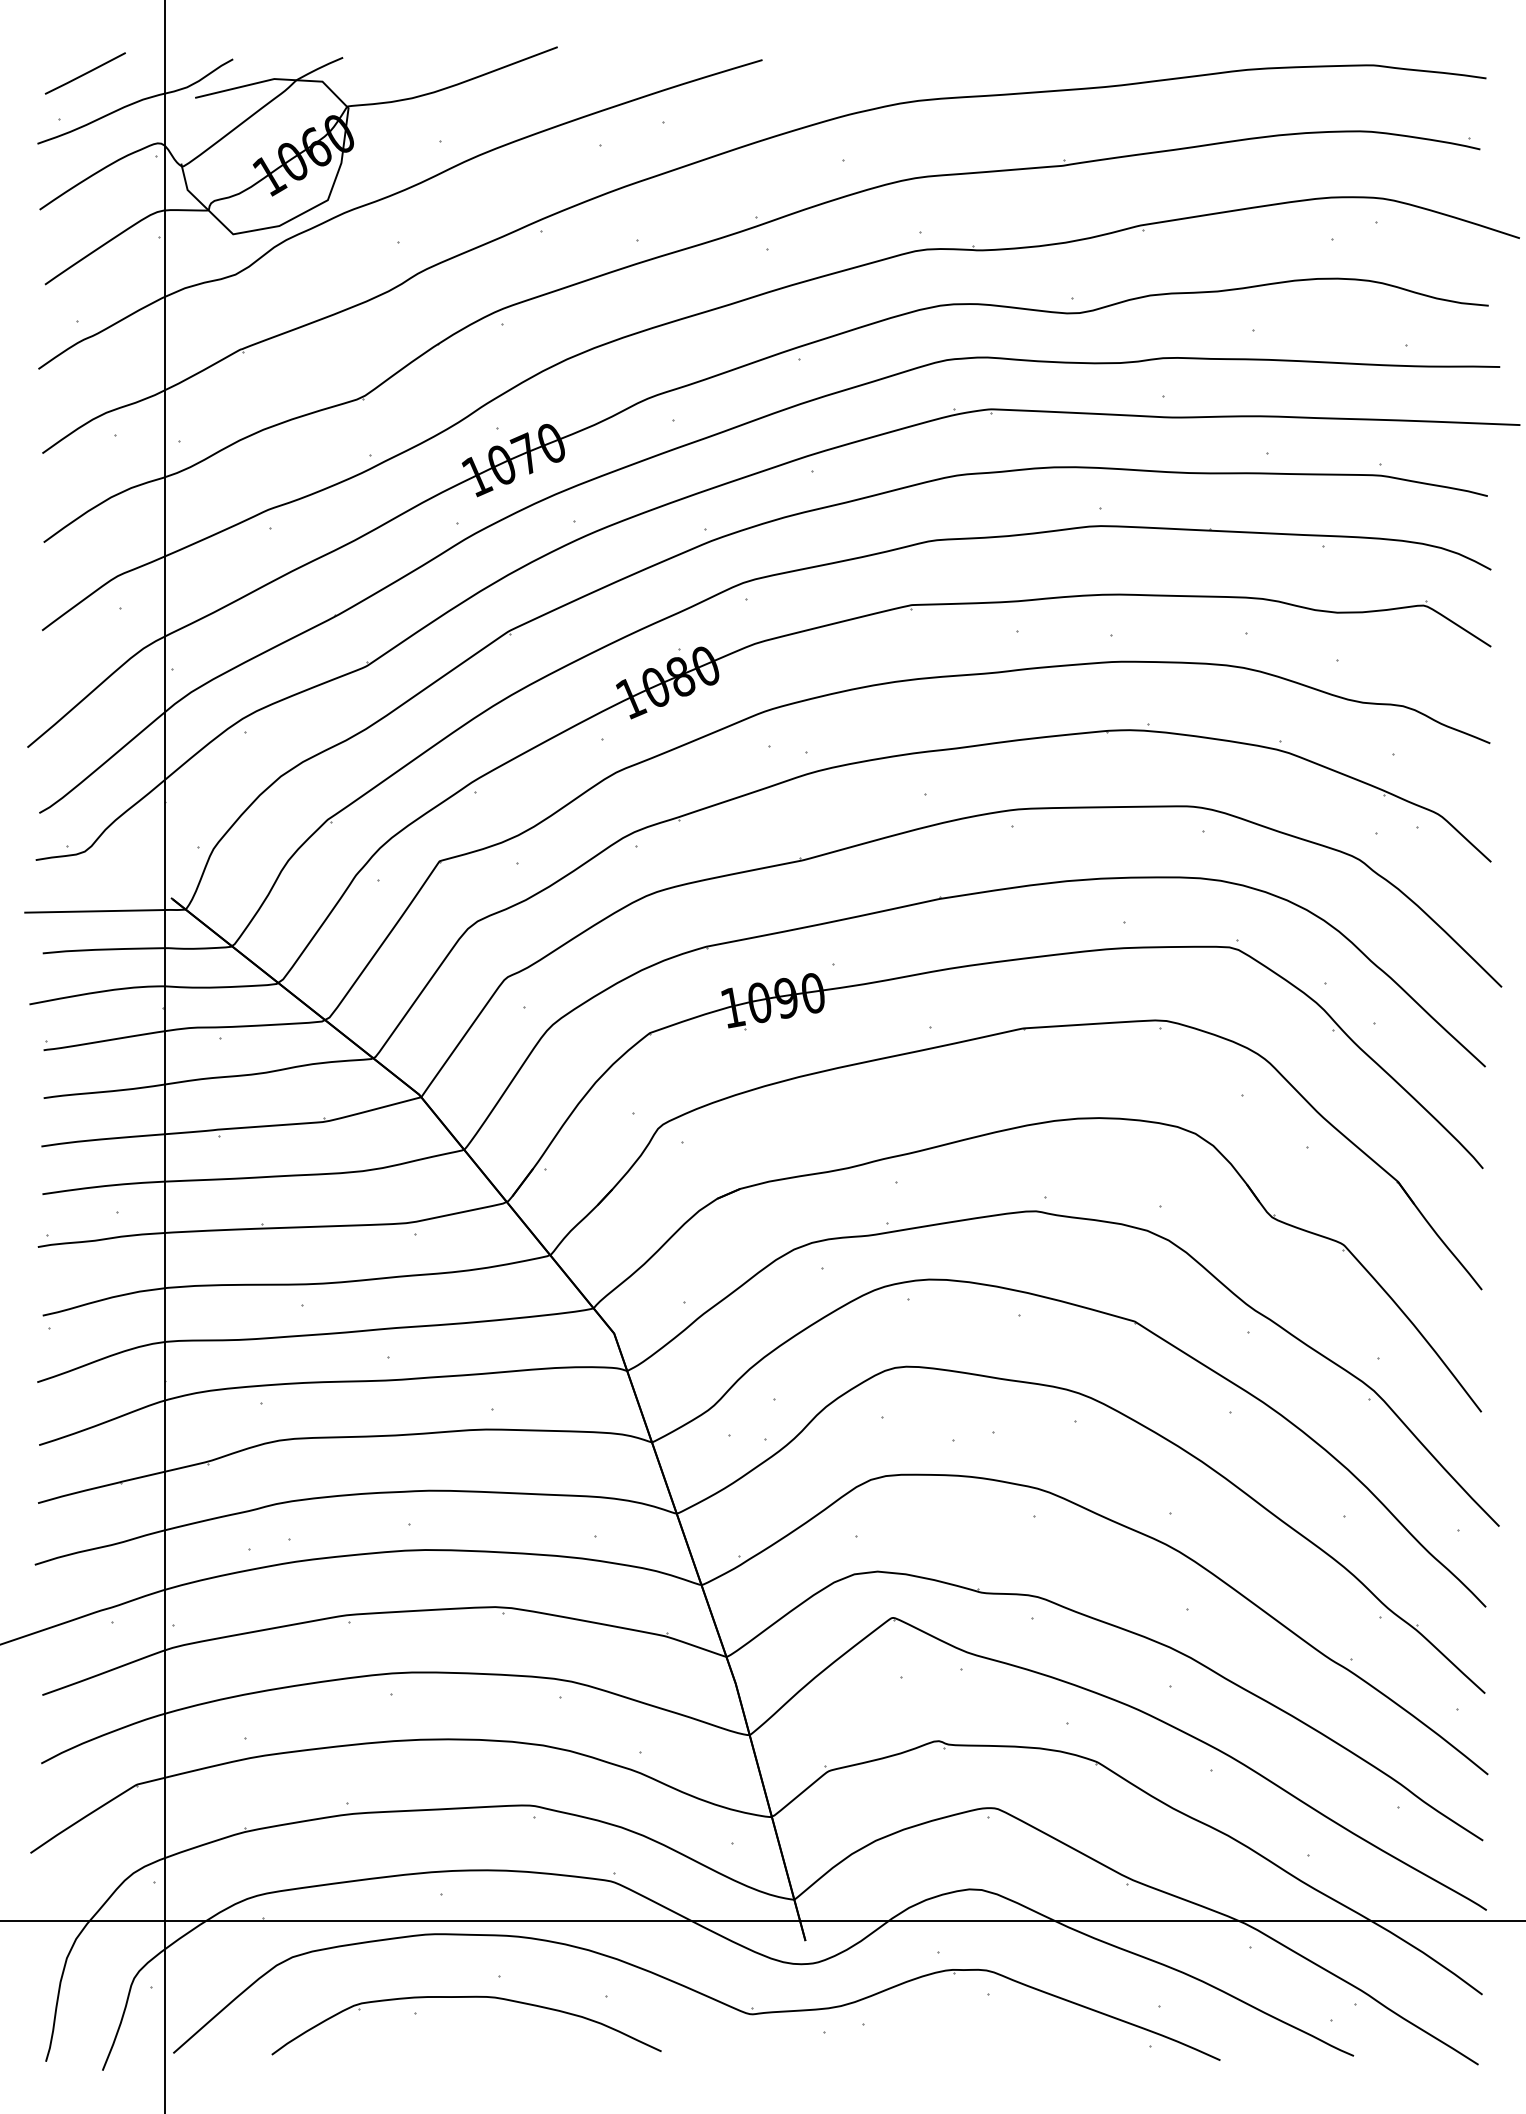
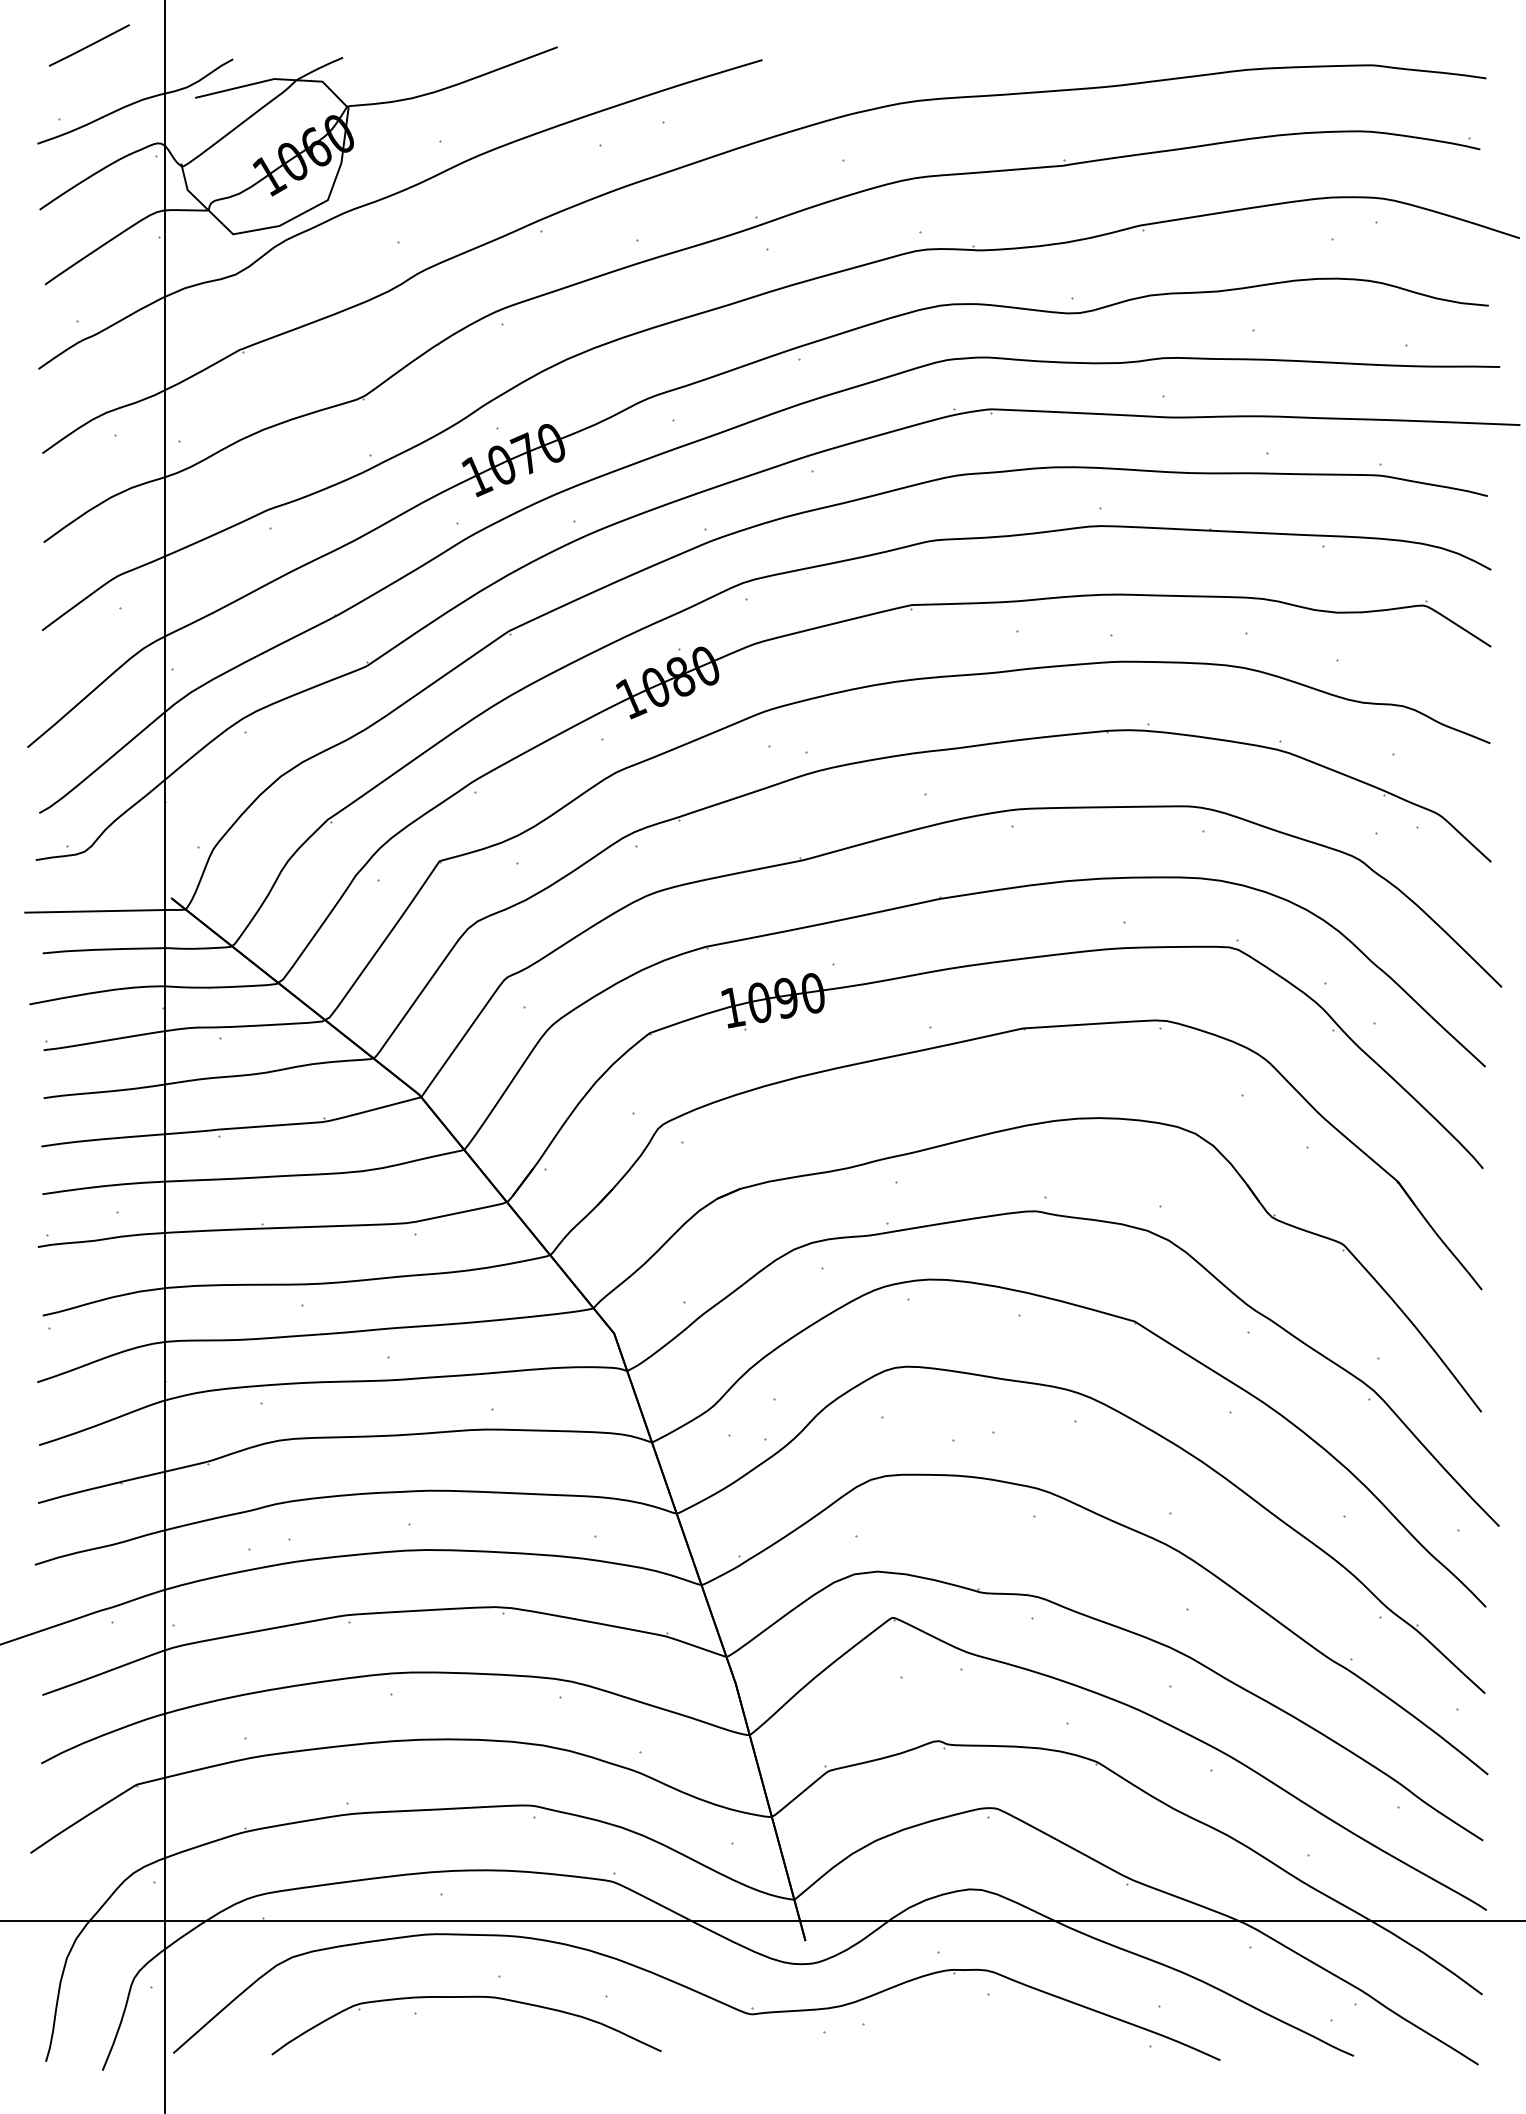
line position: (84, 73) -> (88, 45) (88, 45)
